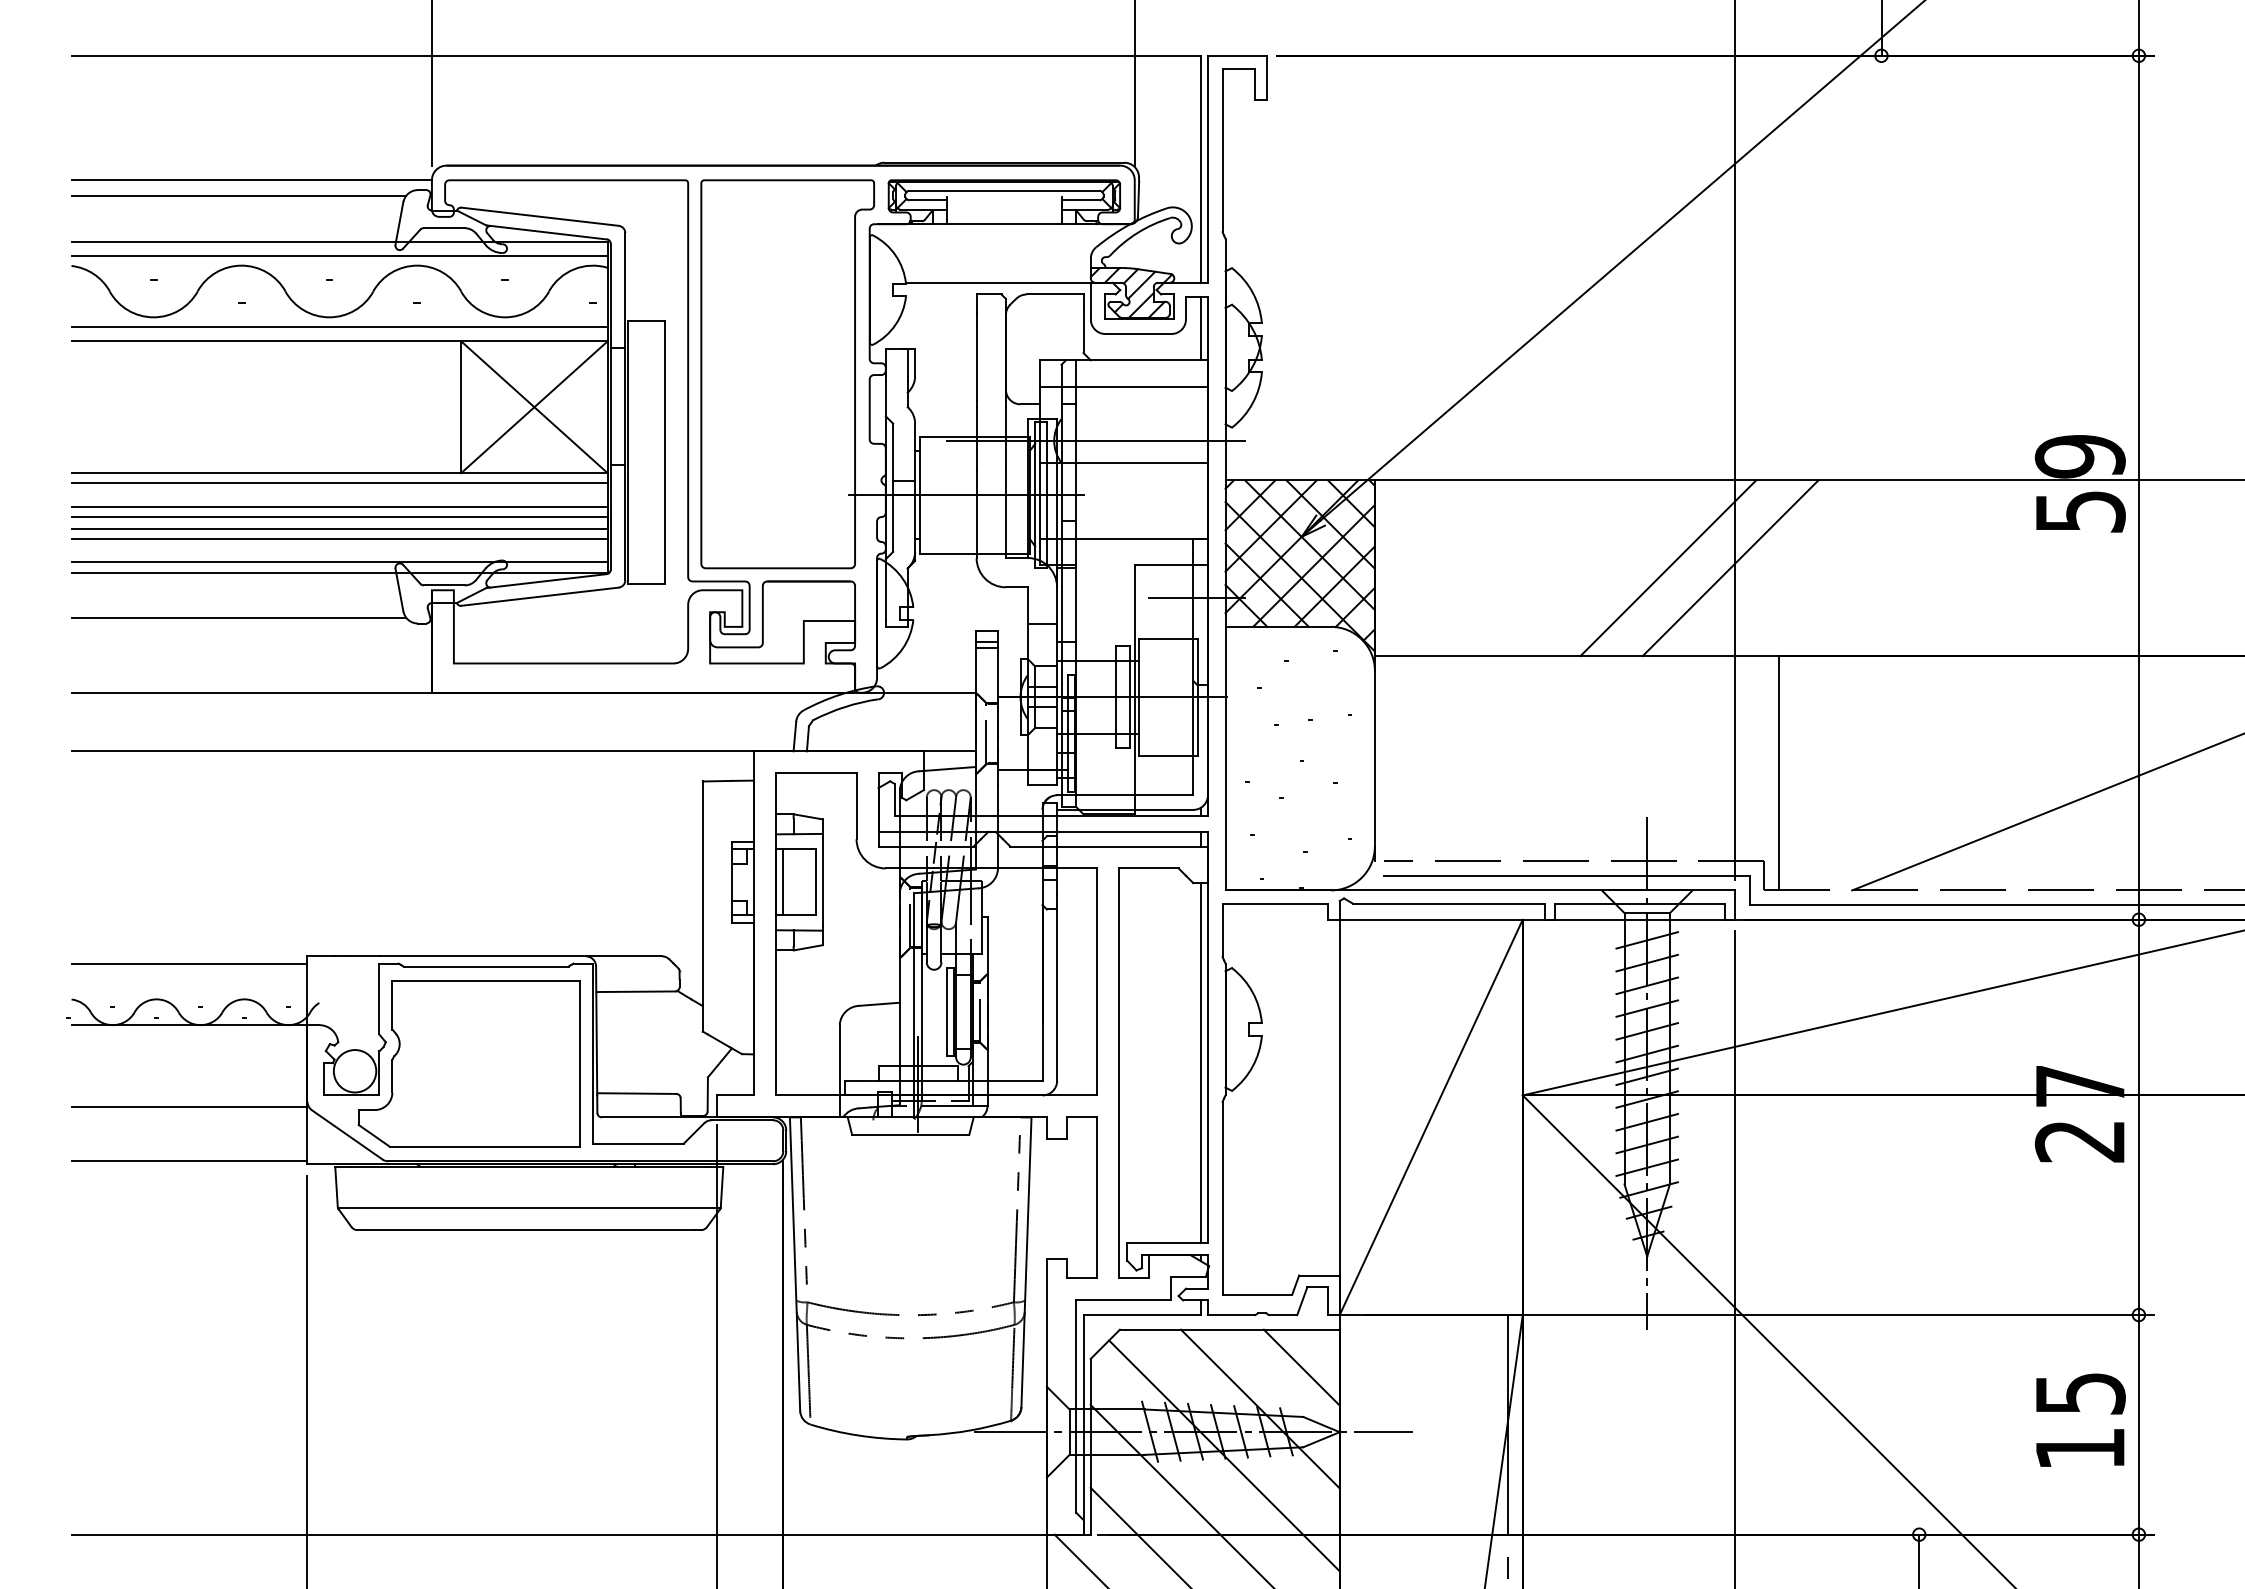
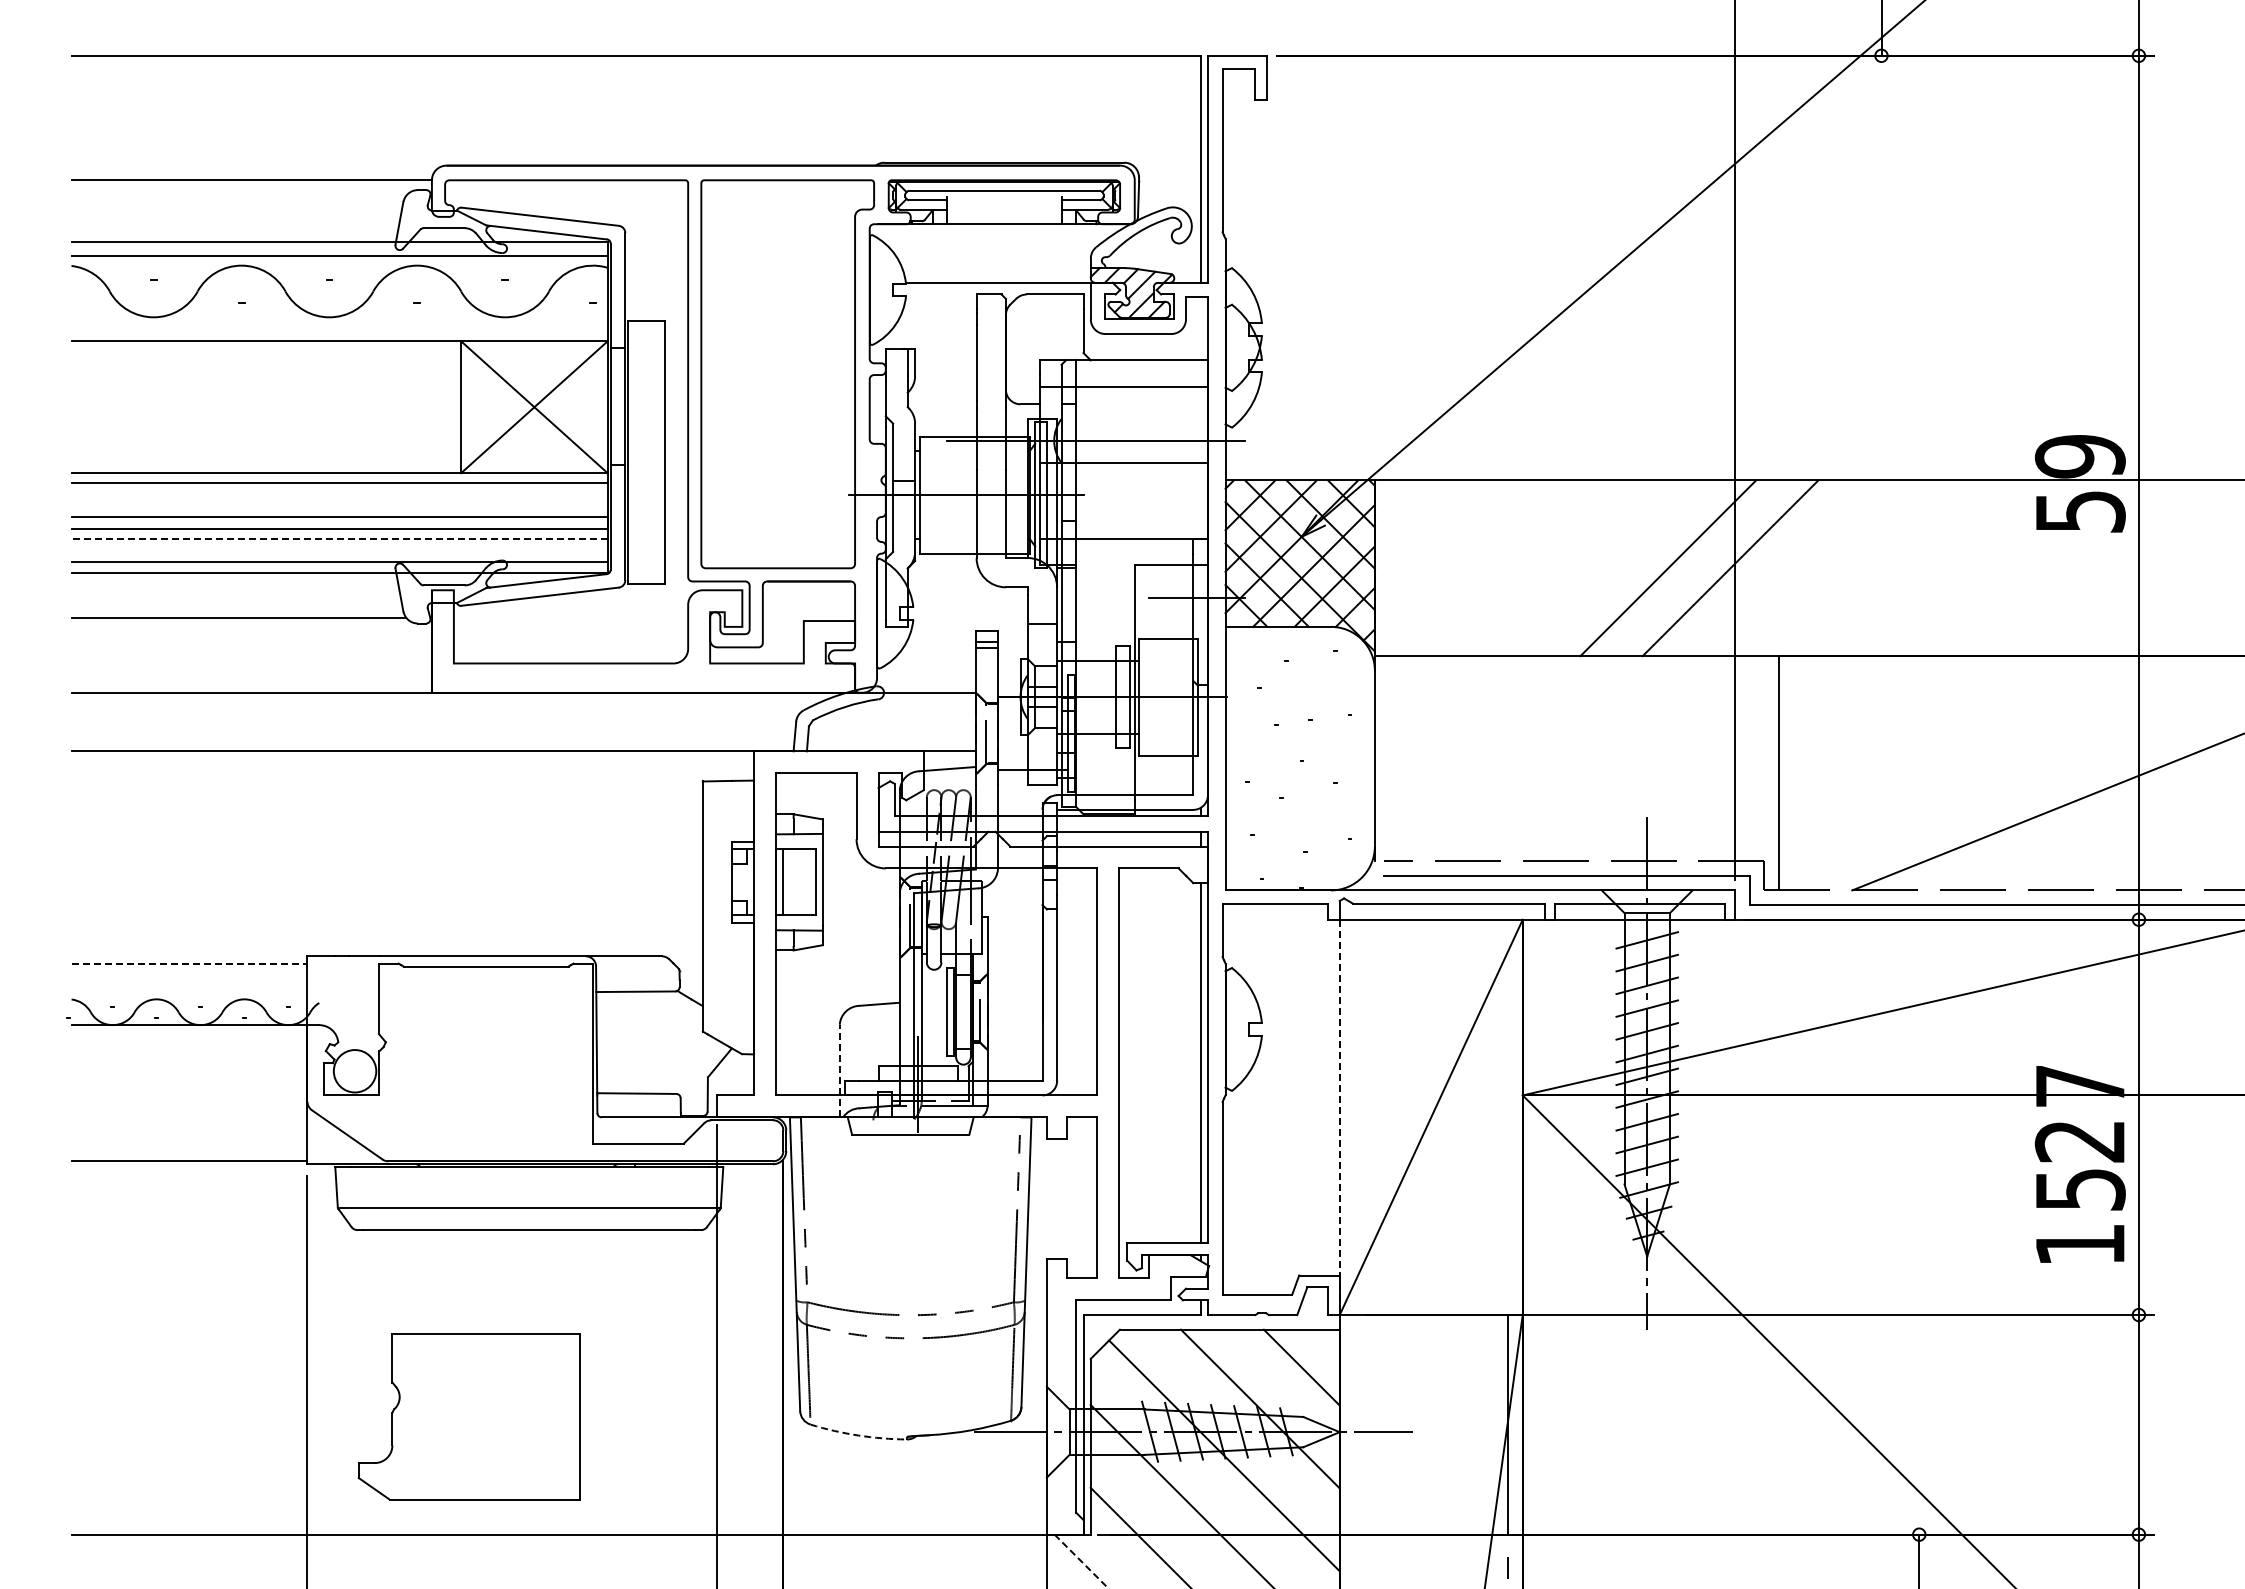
line: present -> none (431, 83)
line: present -> none (1134, 83)
line: present -> none (238, 196)
line: present -> none (339, 326)
line: present -> none (1200, 328)
line: present -> none (339, 506)
line: solid -> dashed (339, 539)
line: solid -> dashed (189, 963)
part position: (468, 1063) -> (468, 1416) (468, 1416)
line: solid -> dashed (839, 1070)
line: present -> none (189, 1107)
line: solid -> dashed (1339, 1117)
line: present -> none (1735, 1258)
text position: (2080, 1419) -> (2080, 1215) (2080, 1215)
arc: solid -> dashed (858, 1435)
line: solid -> dashed (1081, 1561)
